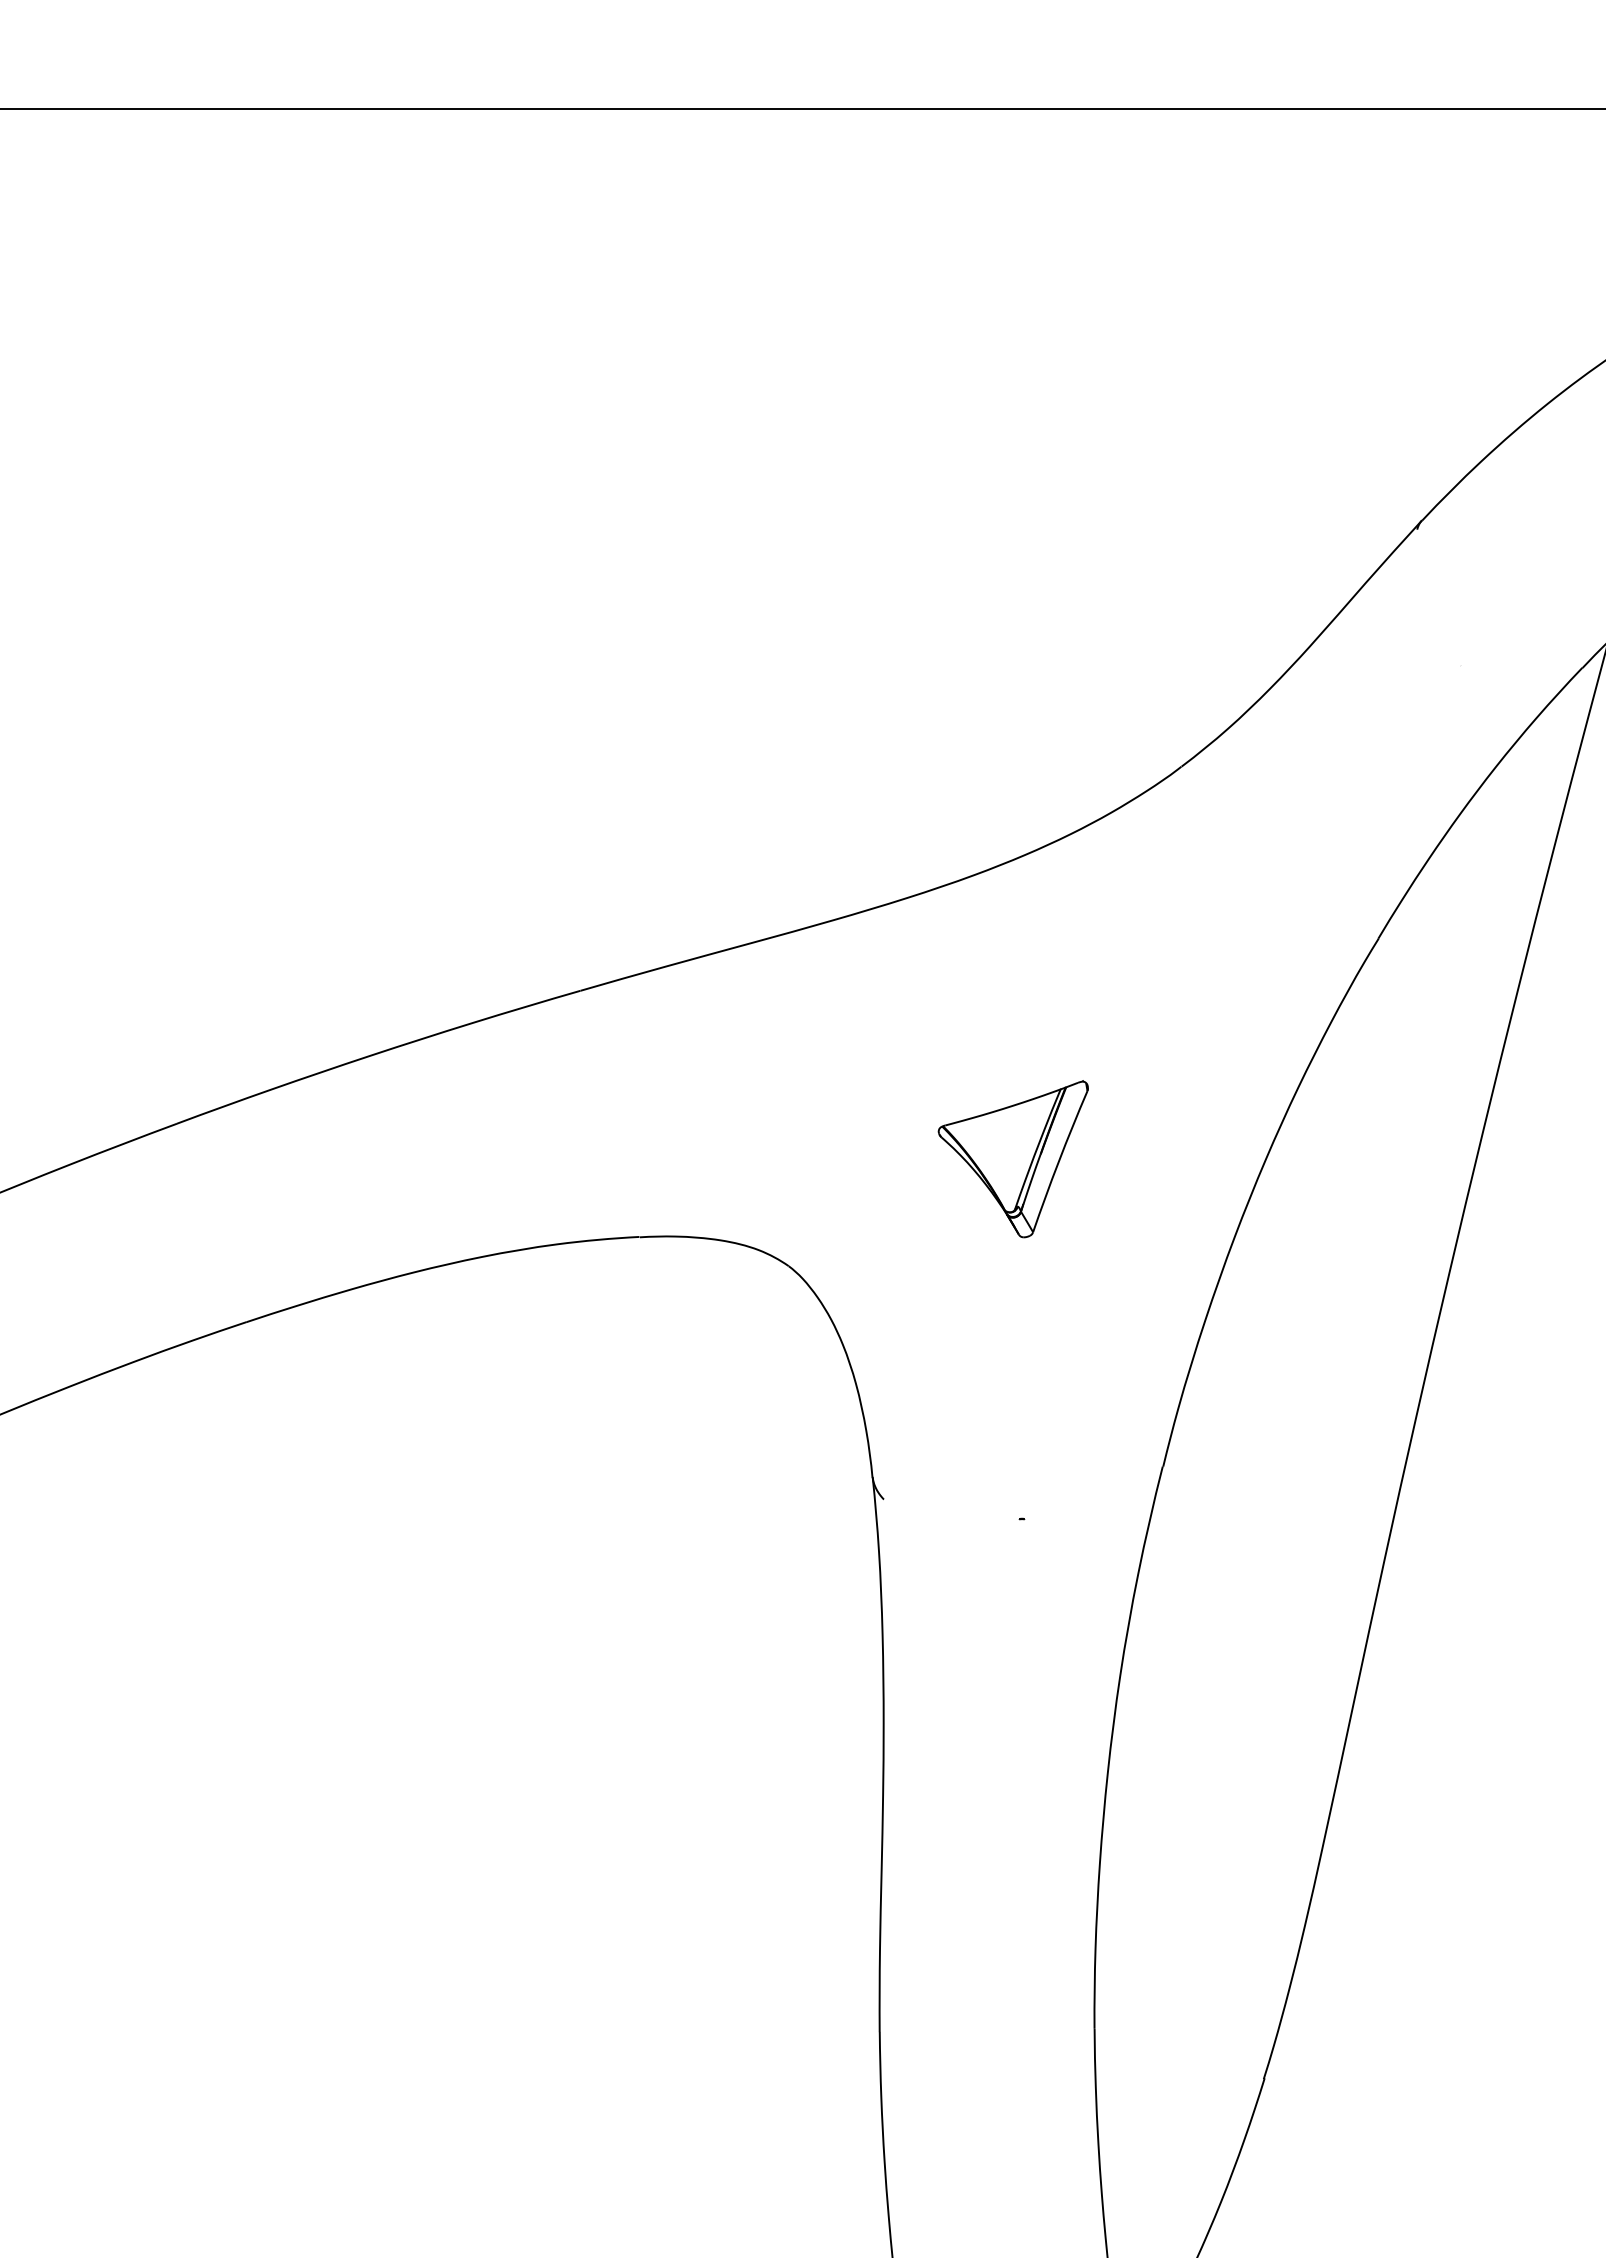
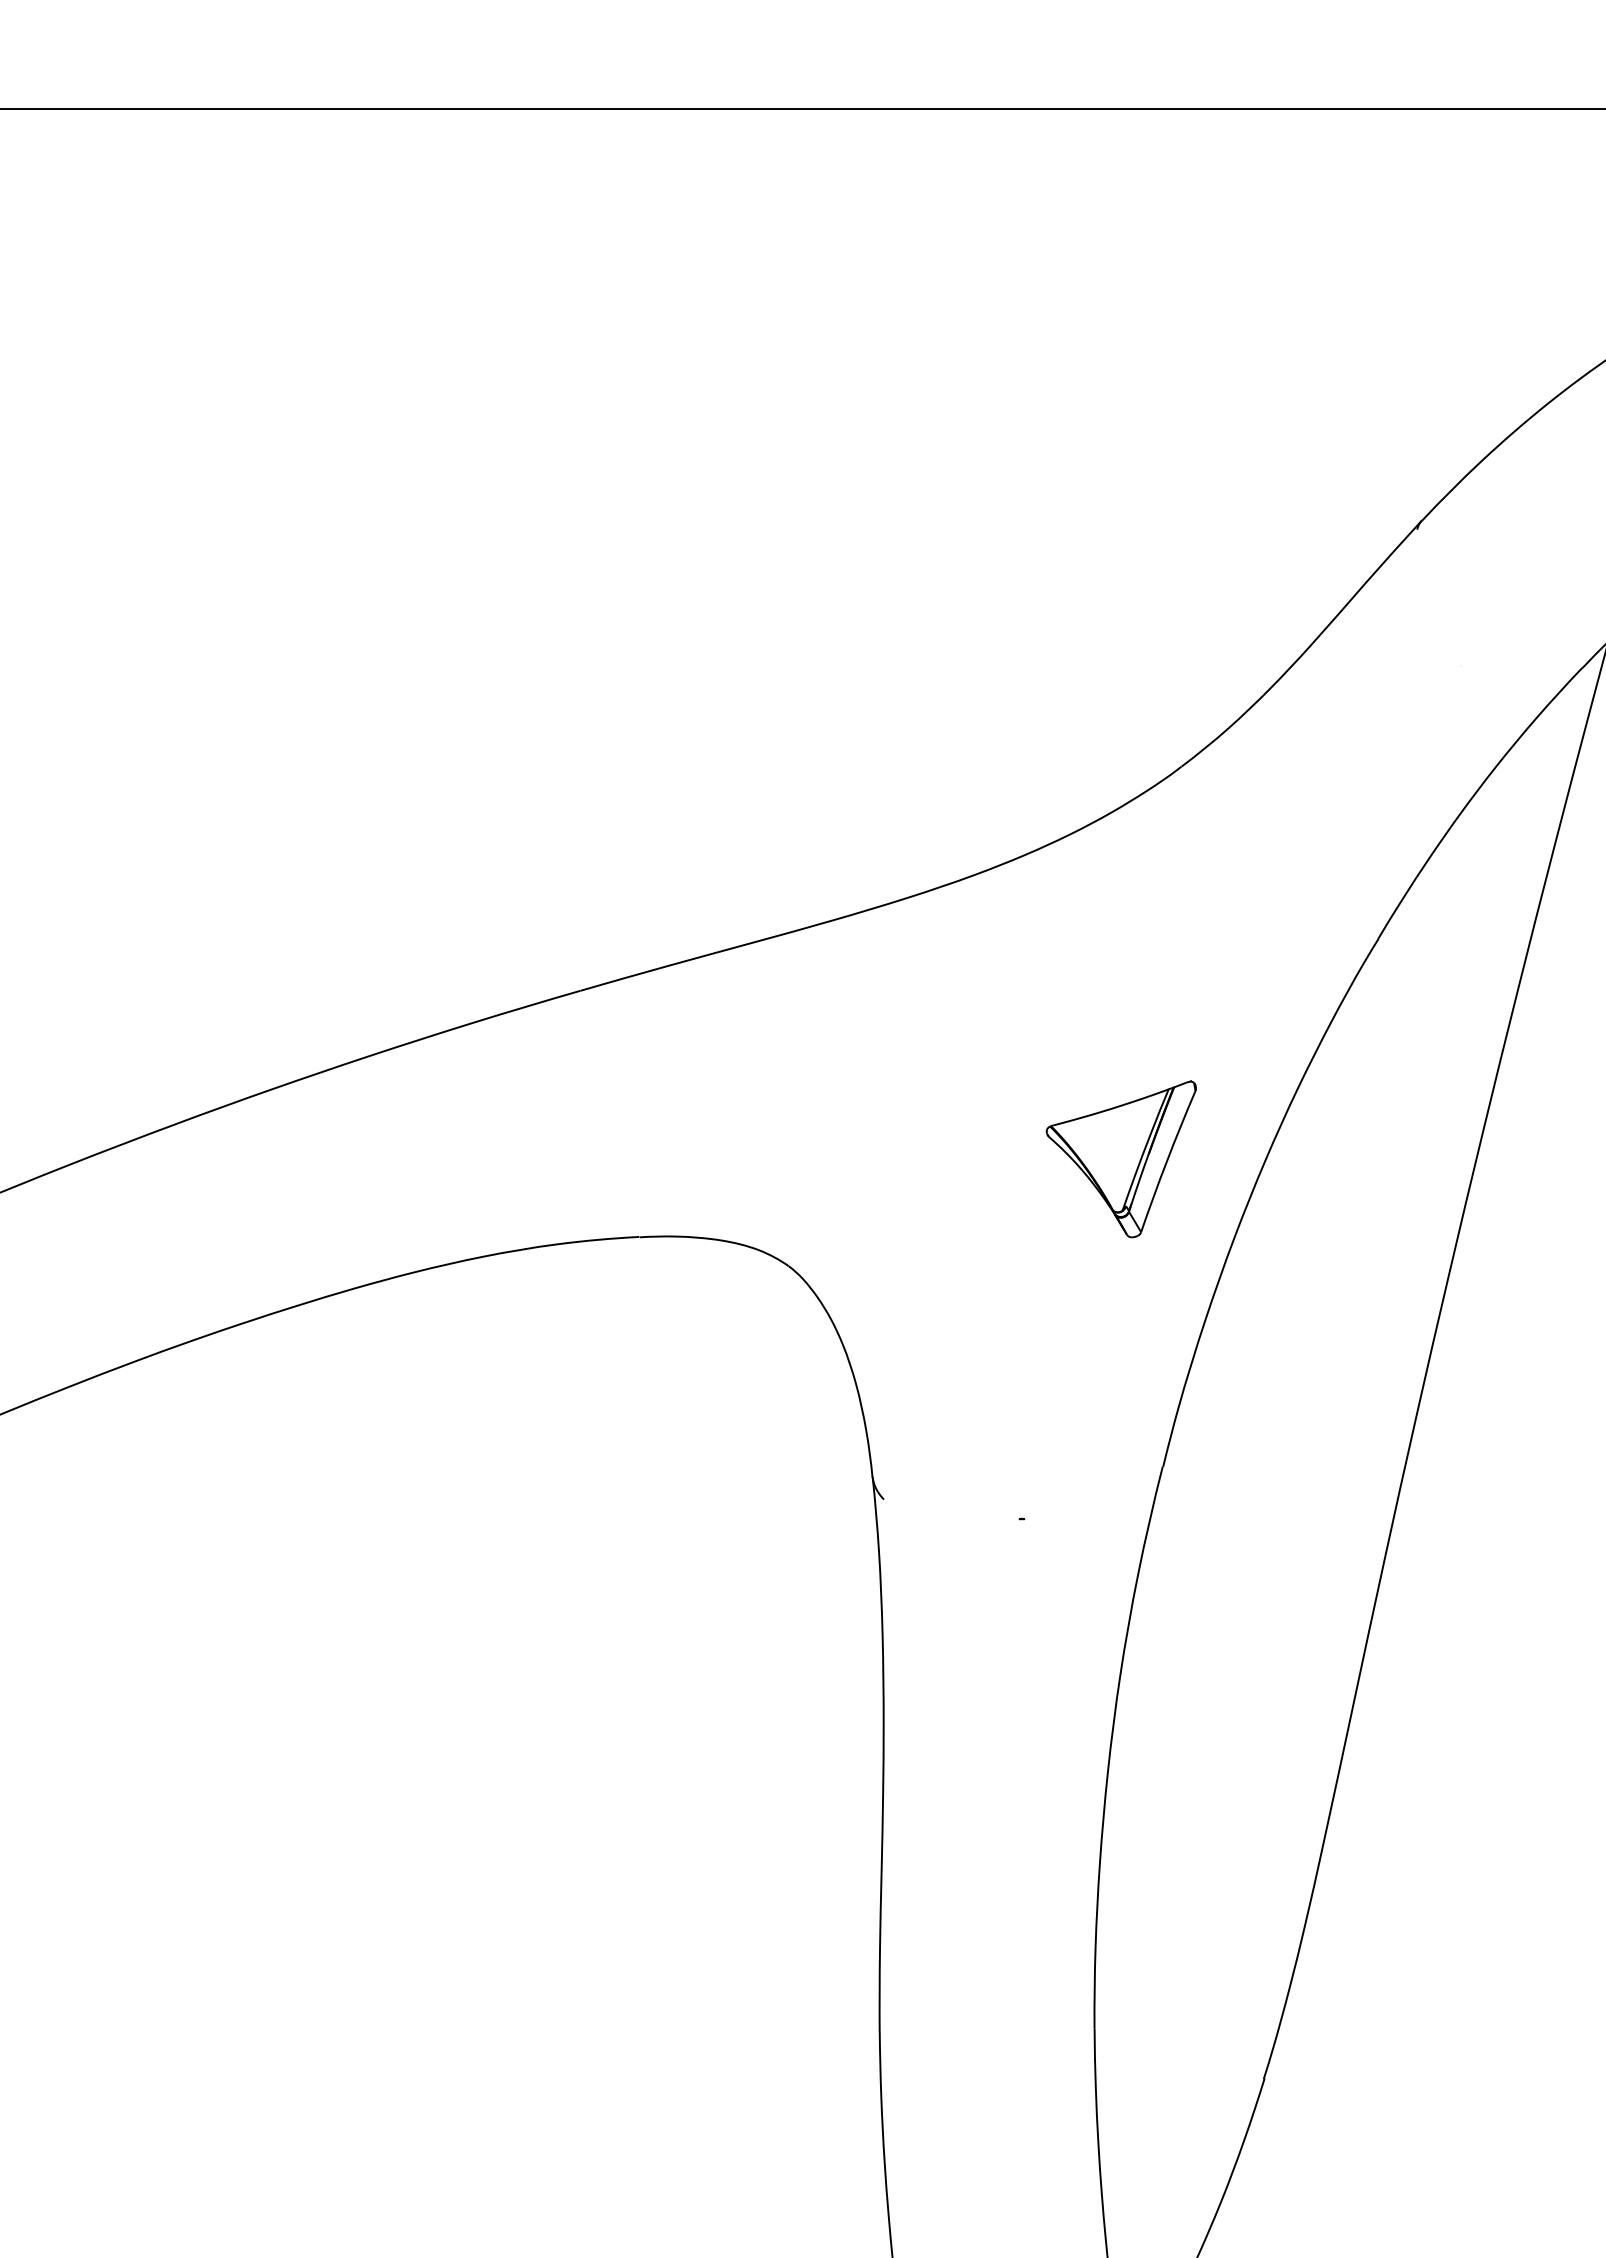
part position: (1012, 1159) -> (1120, 1159) (1120, 1159)
